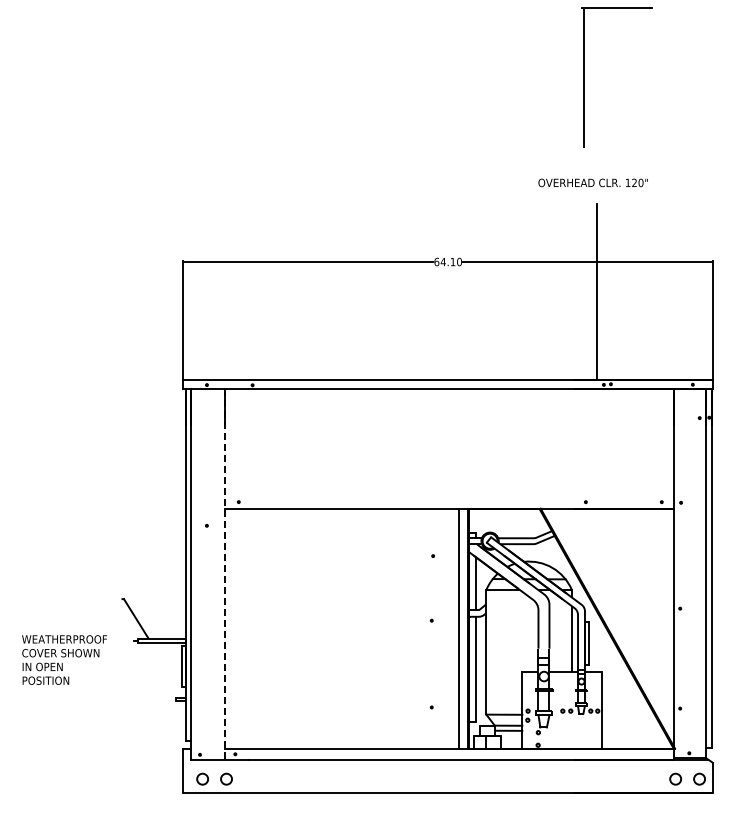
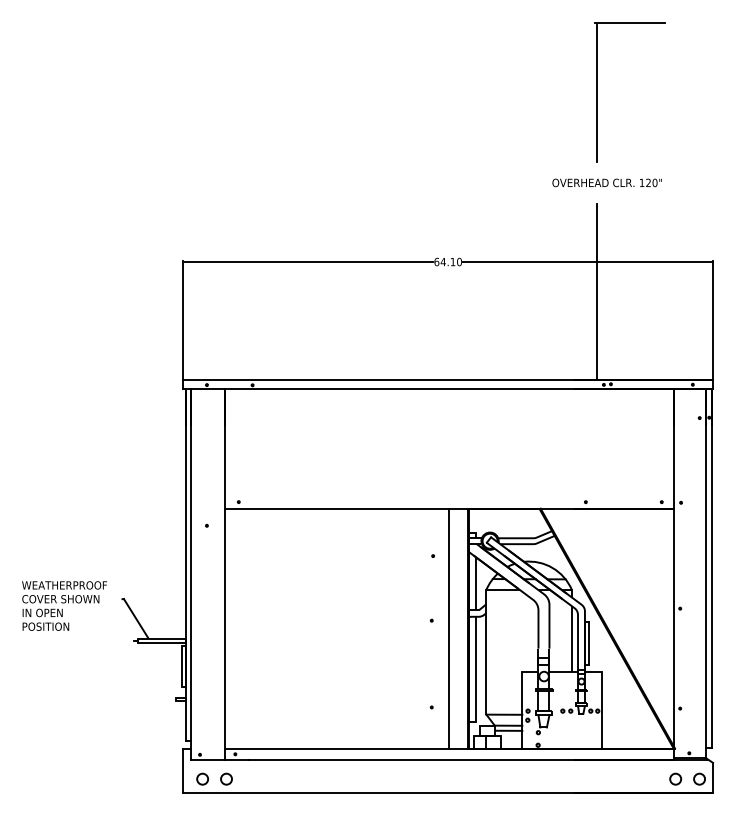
part position: (584, 77) -> (597, 92) (597, 92)
text position: (592, 182) -> (606, 182) (606, 182)
line: dashed -> solid (224, 574)
line position: (459, 629) -> (449, 629) (449, 629)
text position: (64, 659) -> (64, 605) (64, 605)
